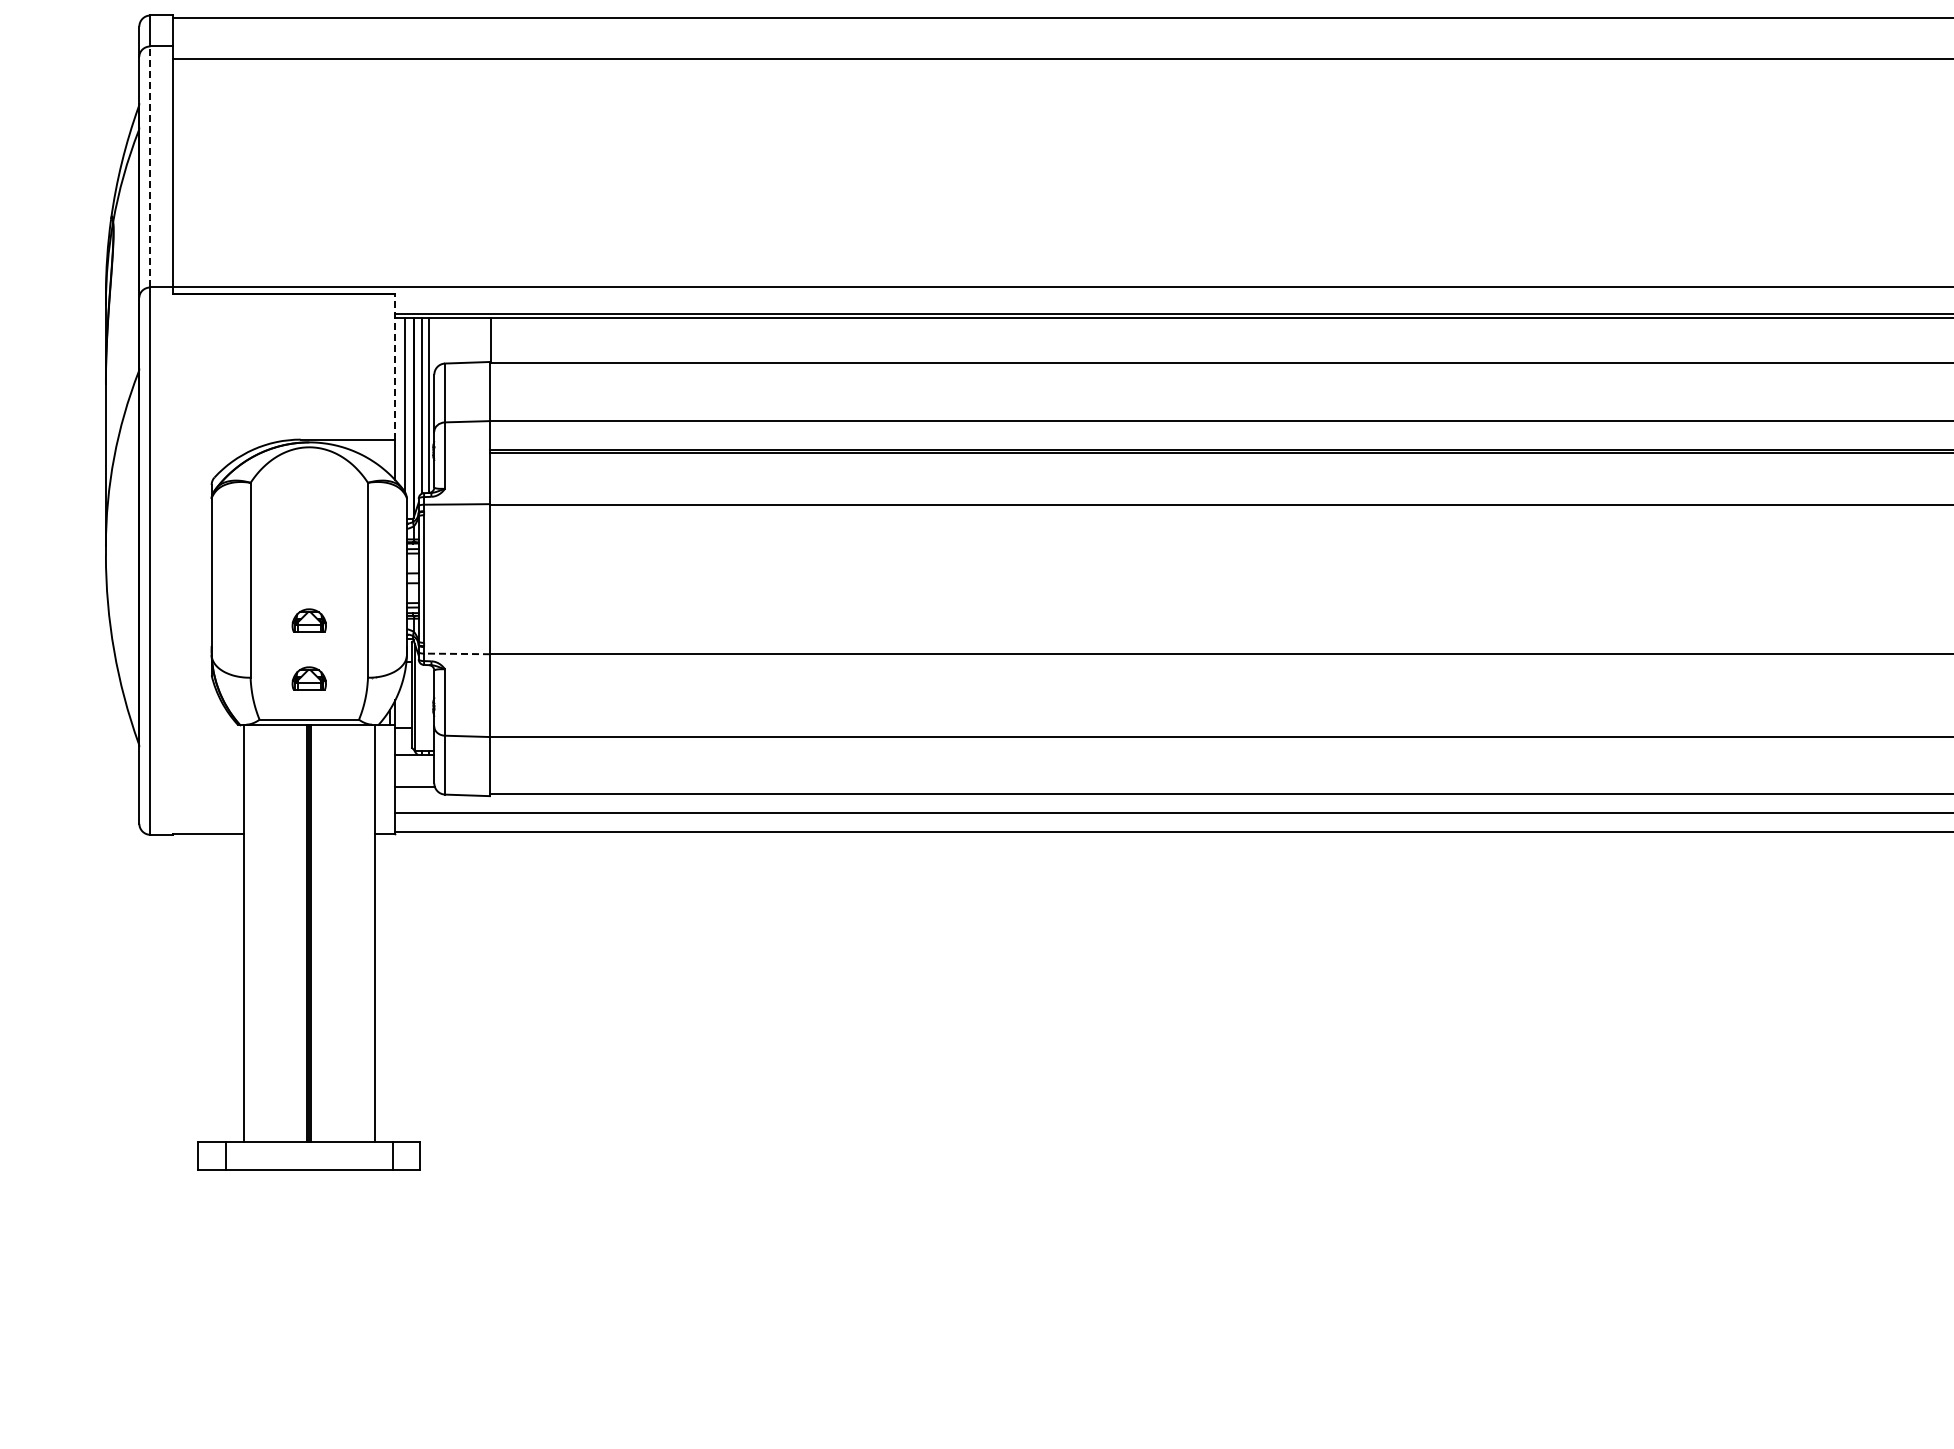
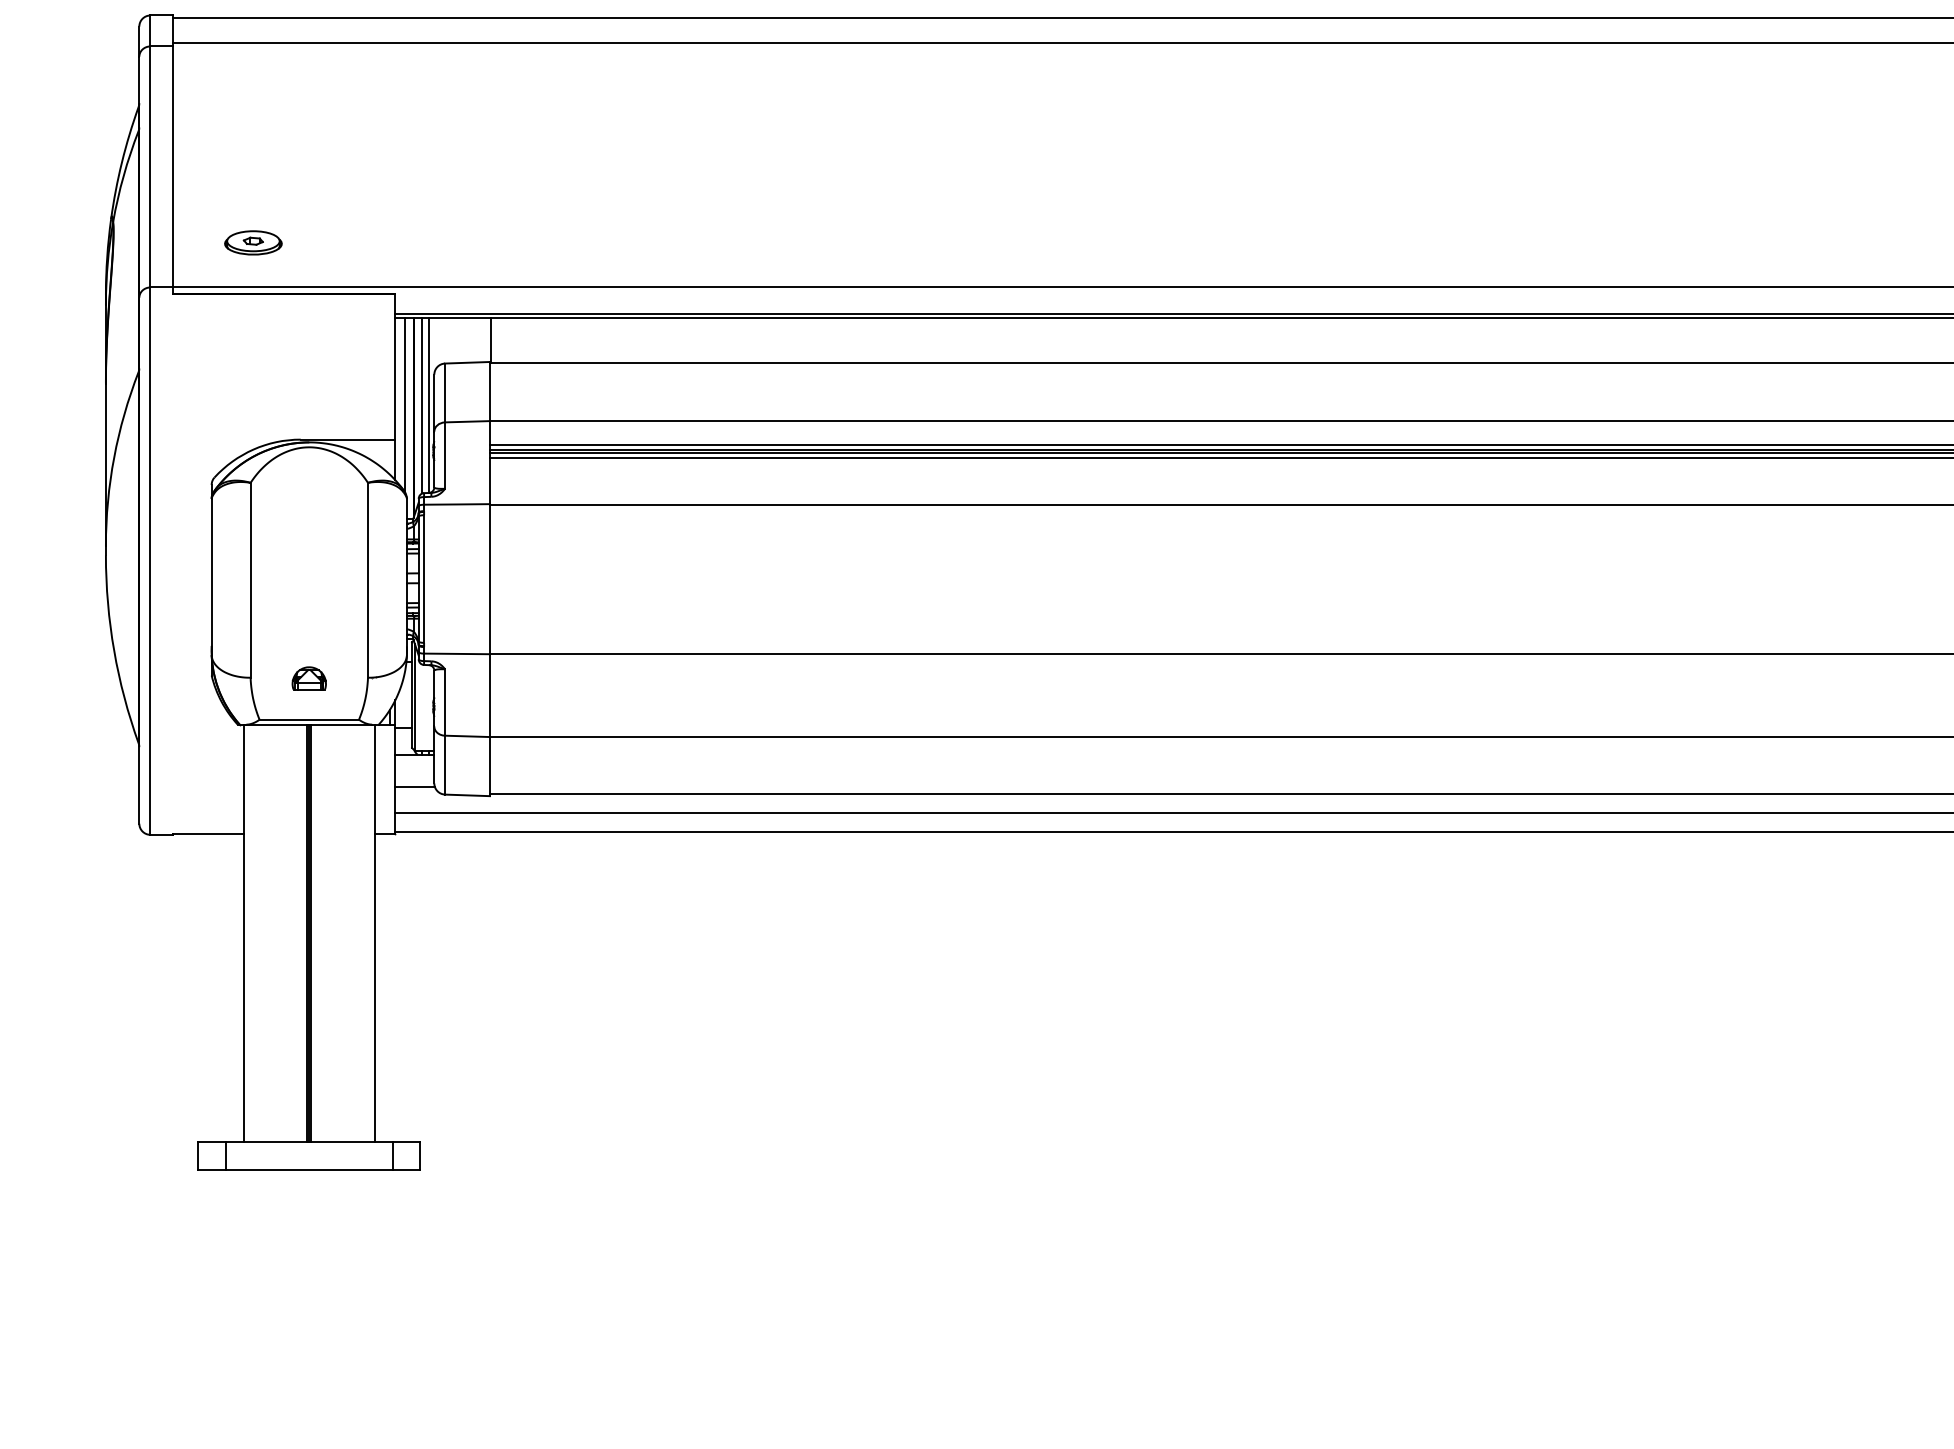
line position: (1061, 59) -> (1061, 43) (1061, 43)
line: dashed -> solid (150, 166)
part: none -> present (253, 242)
line: dashed -> solid (395, 366)
line: none -> present (1220, 444)
line: none -> present (1220, 458)
part: present -> none (308, 620)
line: dashed -> solid (457, 653)
